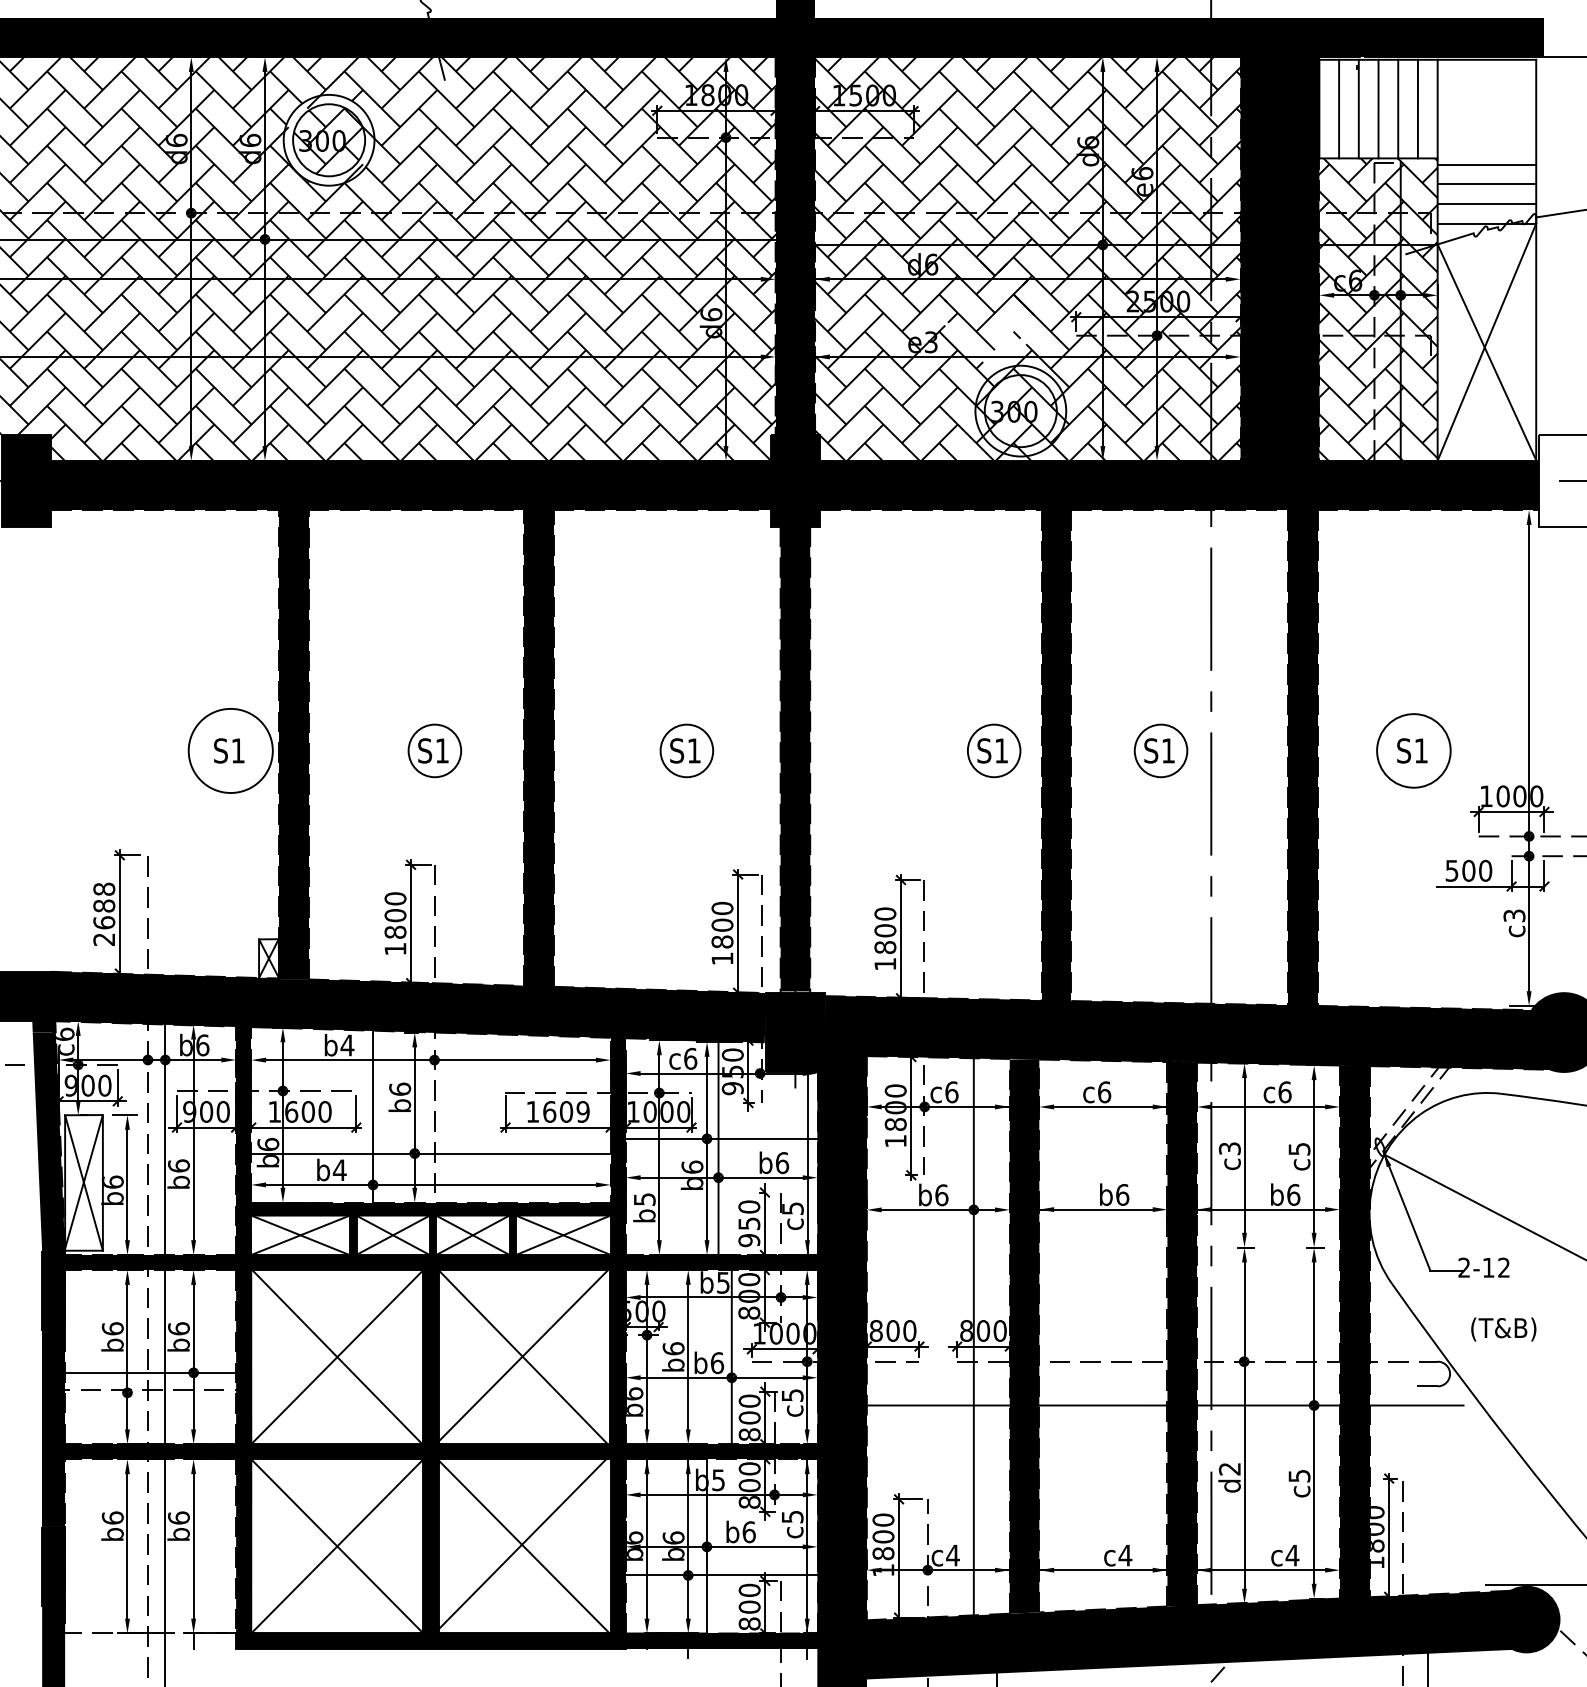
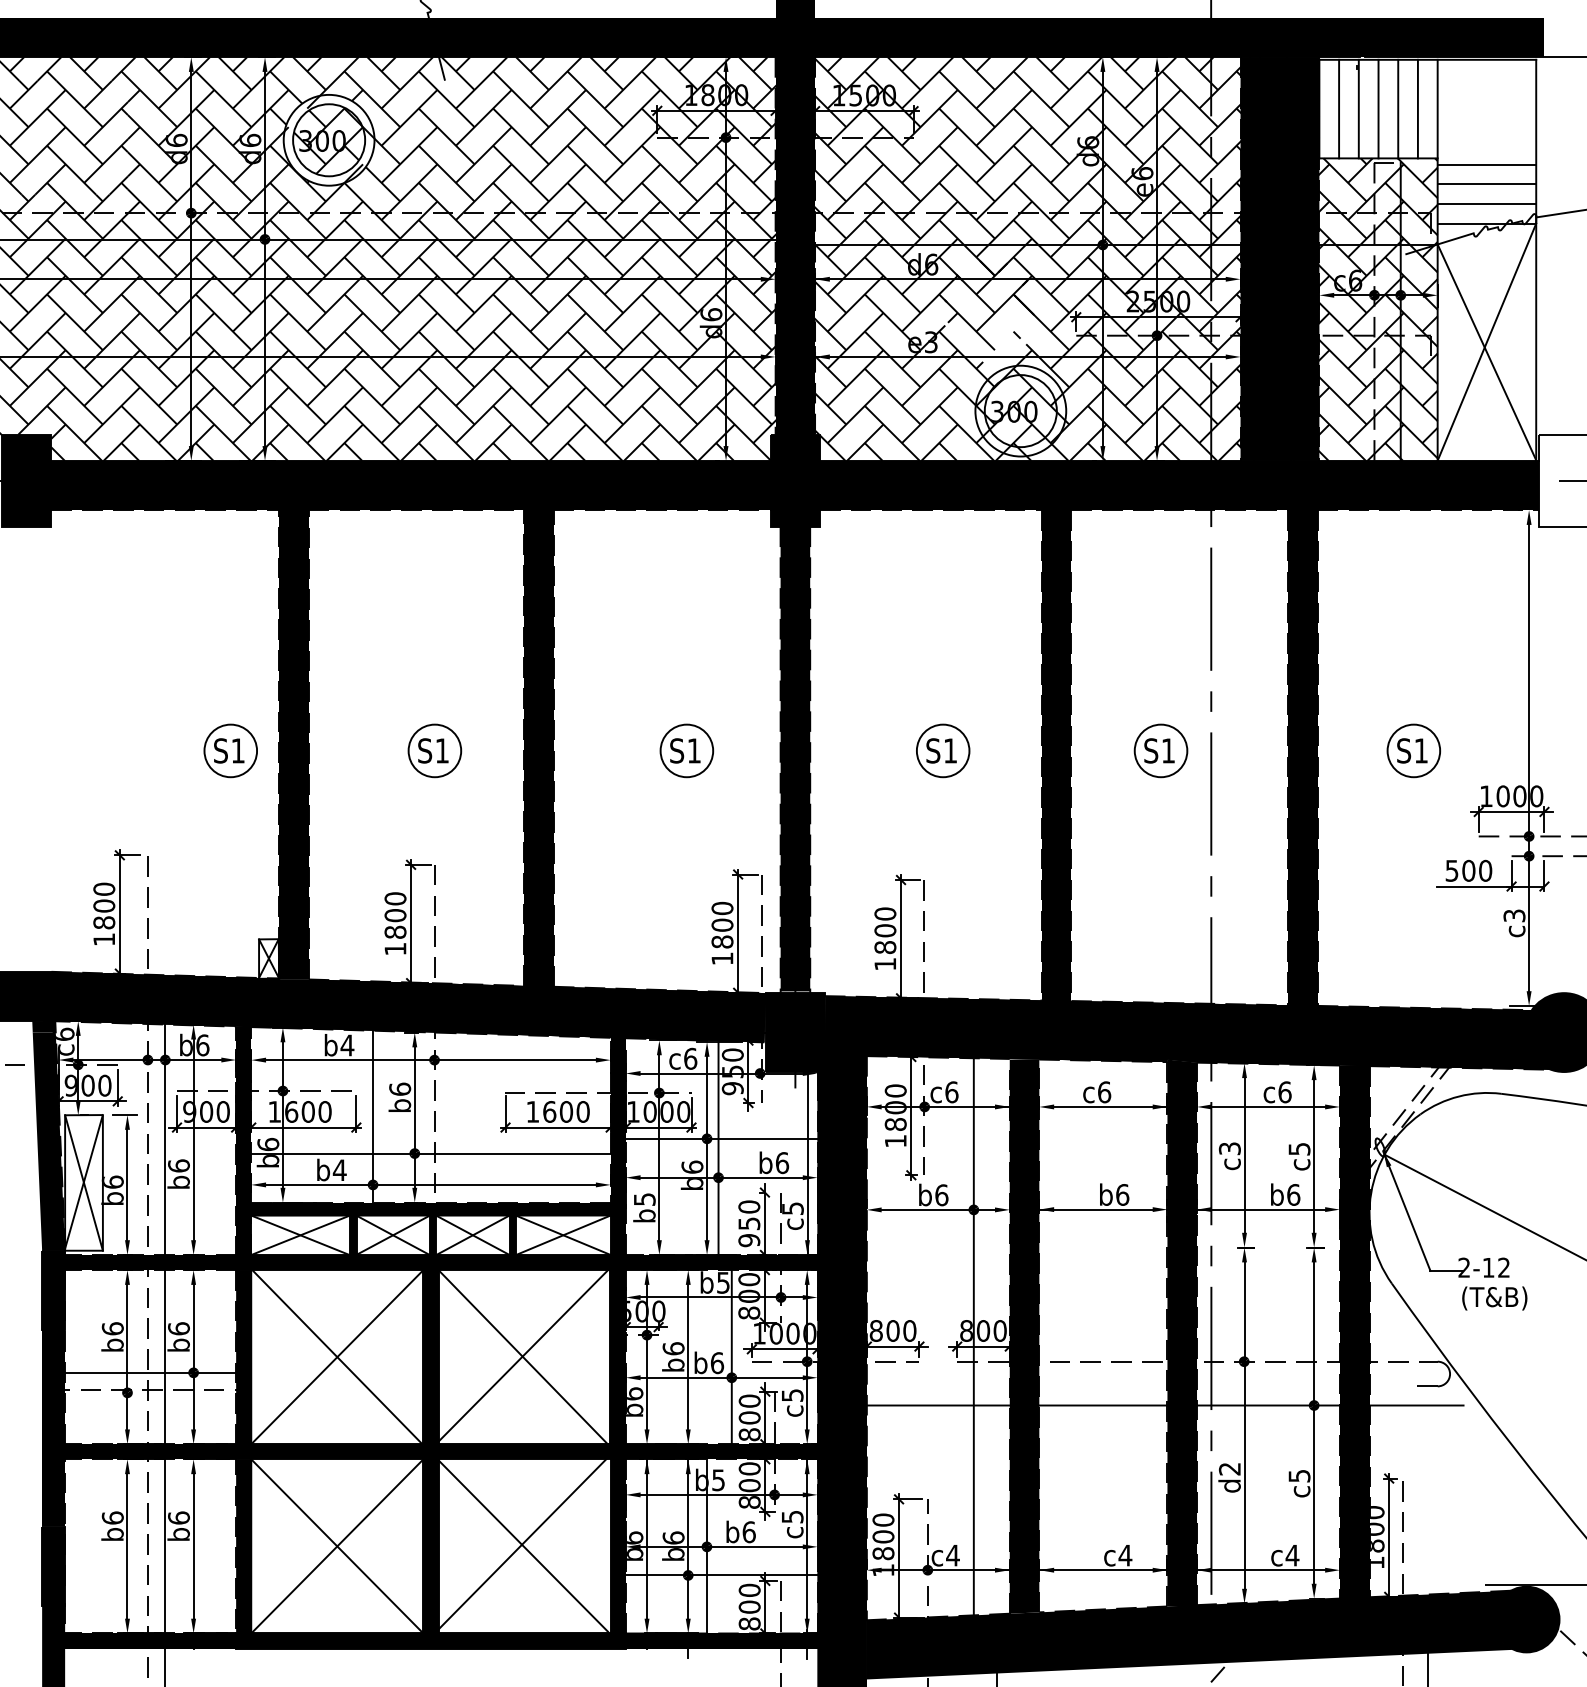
circle diameter: 84 px -> 53 px (230, 750)
part position: (994, 750) -> (943, 750) (943, 750)
circle diameter: 74 px -> 53 px (1413, 750)
text: 2688 -> 1800 (104, 913)
text: 1609 -> 1600 (582, 1111)
text position: (1503, 1329) -> (1494, 1298) (1494, 1298)
fill: none -> present (150, 1640)
